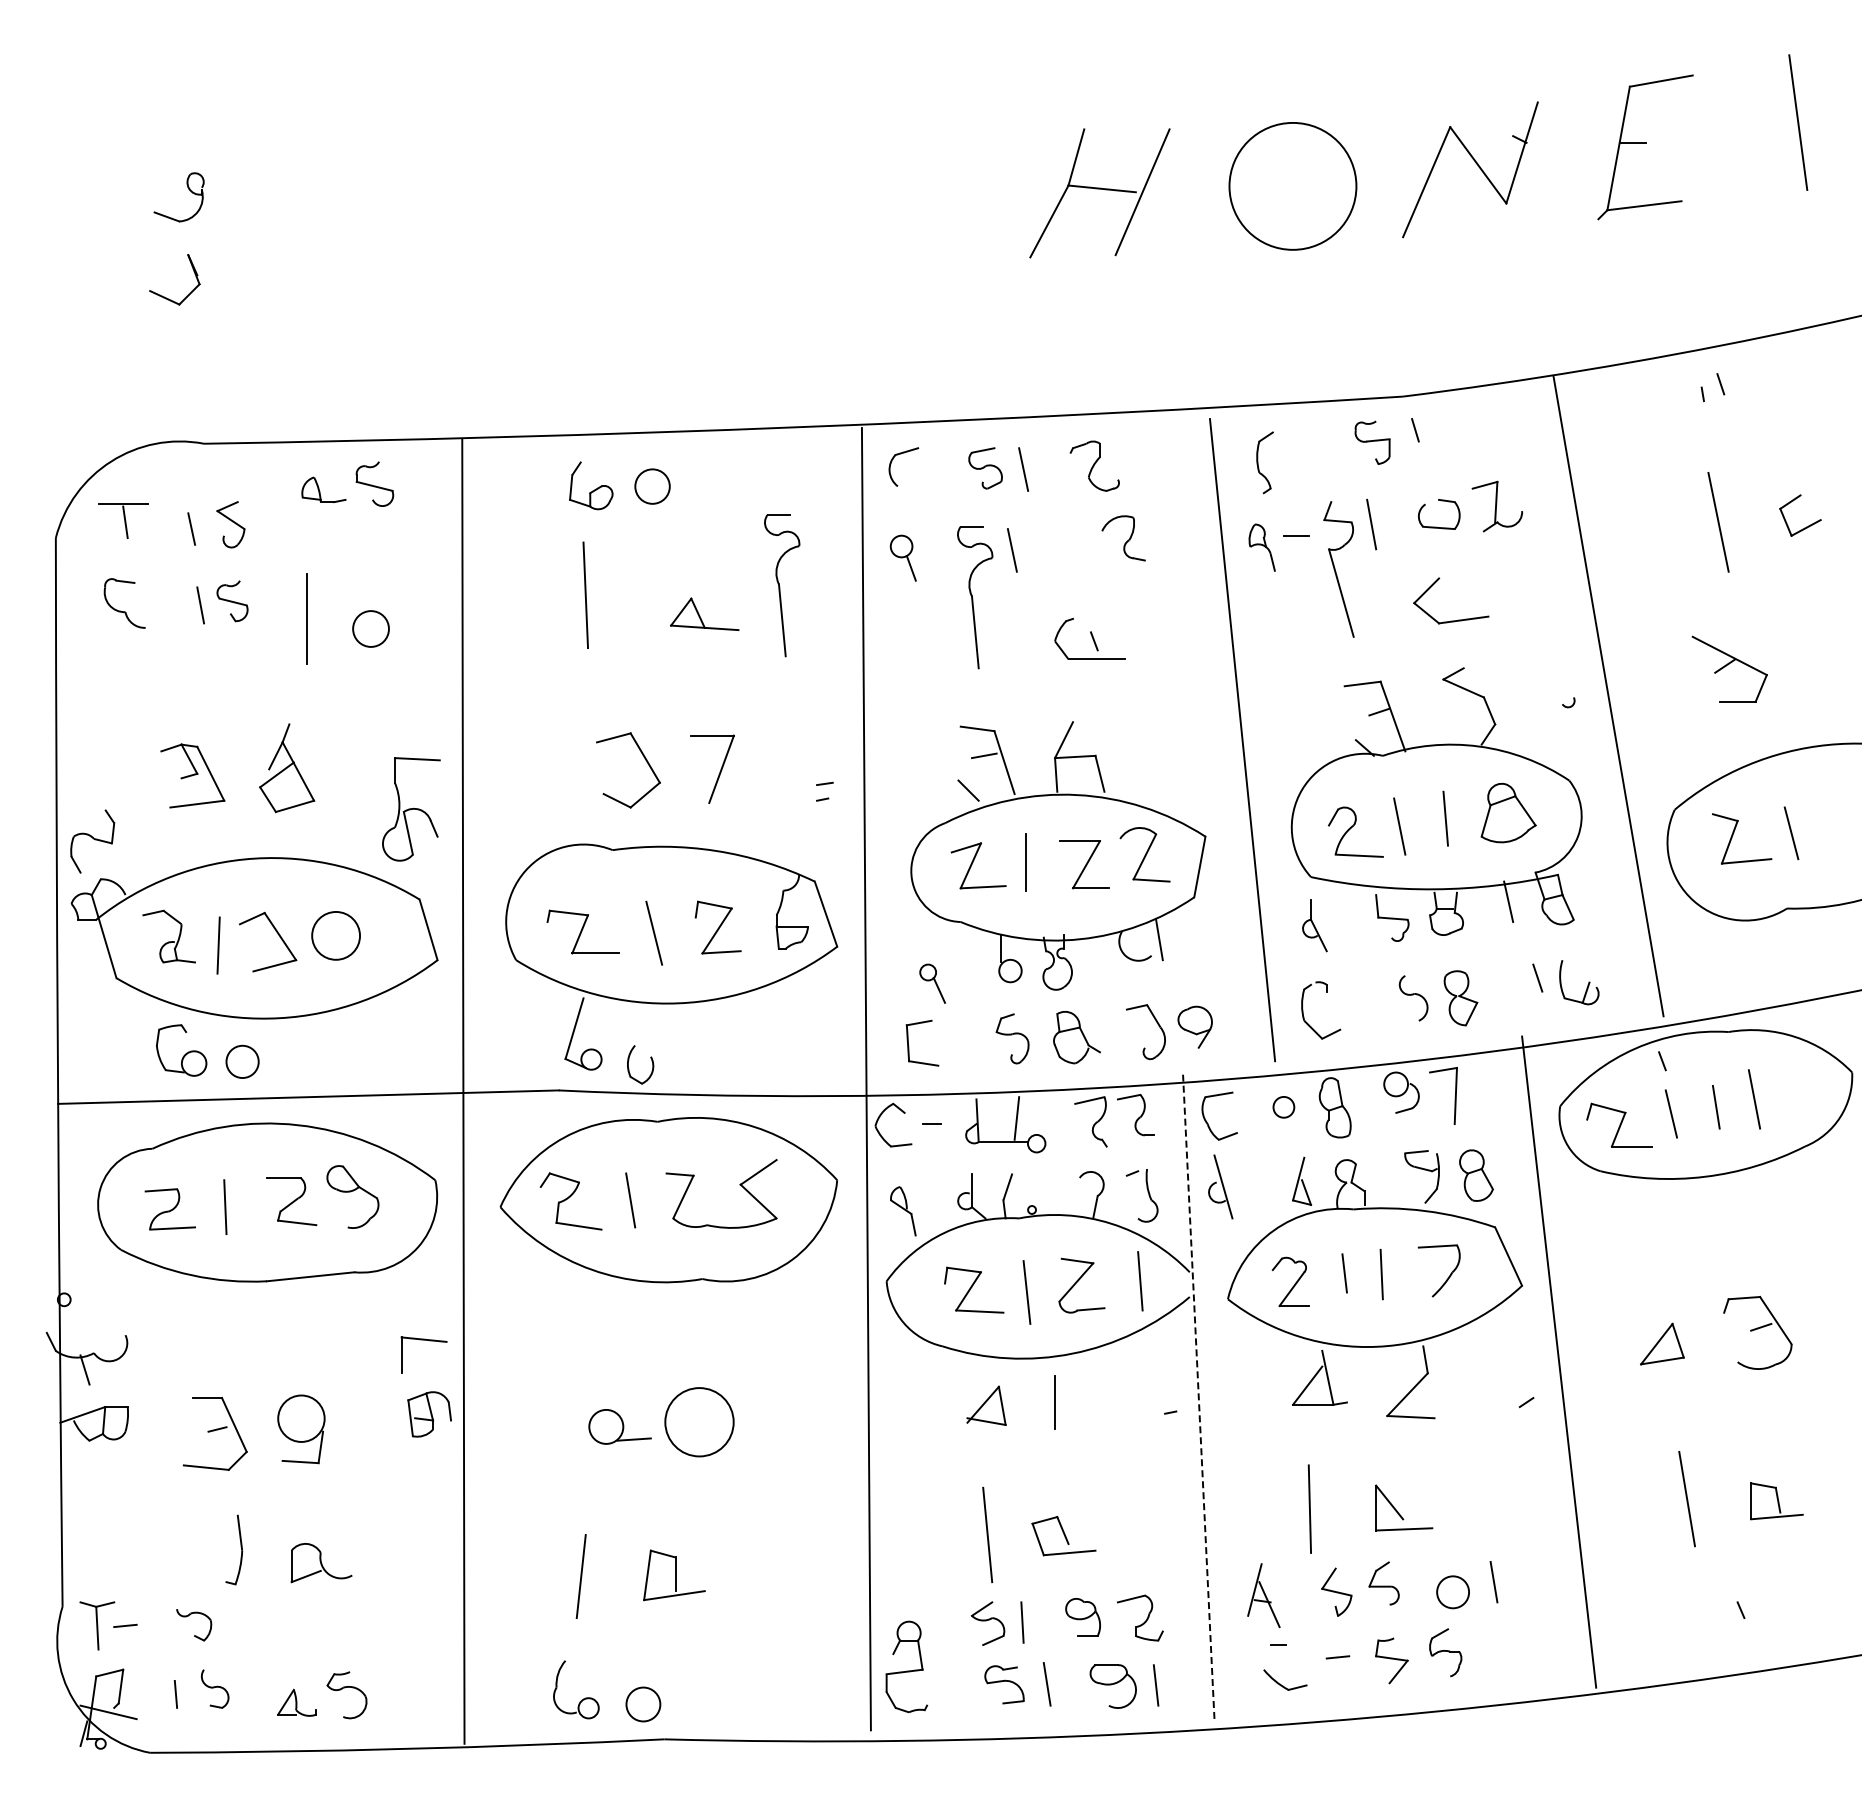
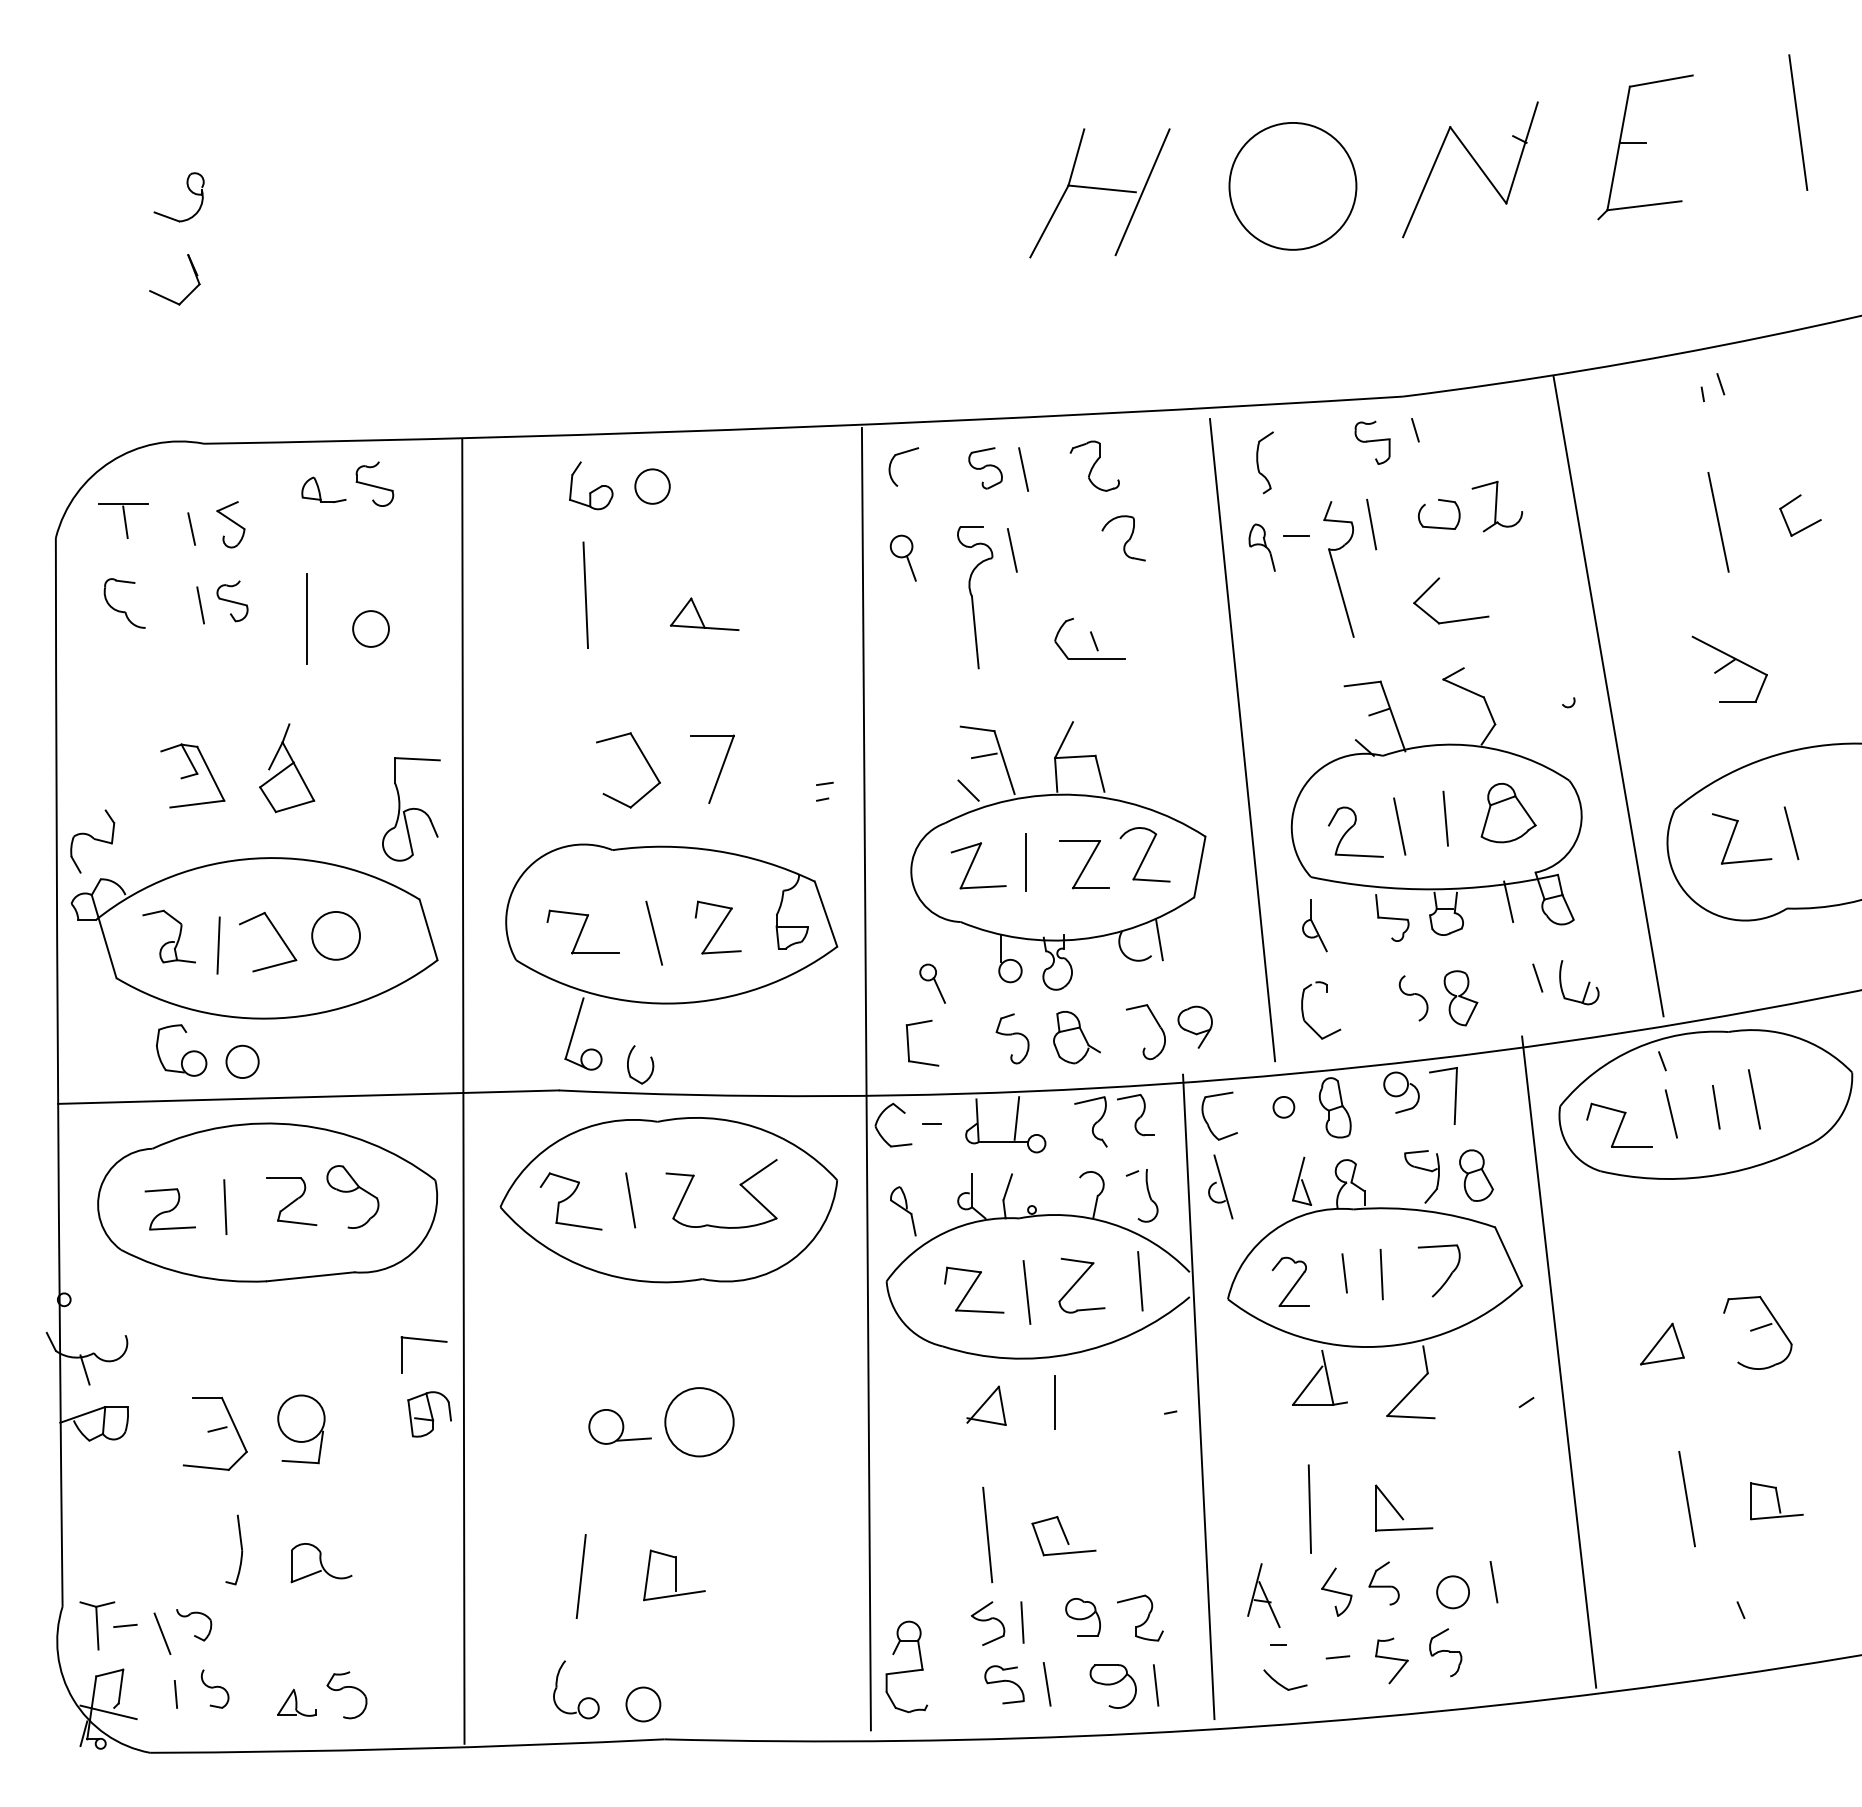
part: present -> none (782, 585)
line: dashed -> solid (1198, 1396)
line: none -> present (162, 1633)
